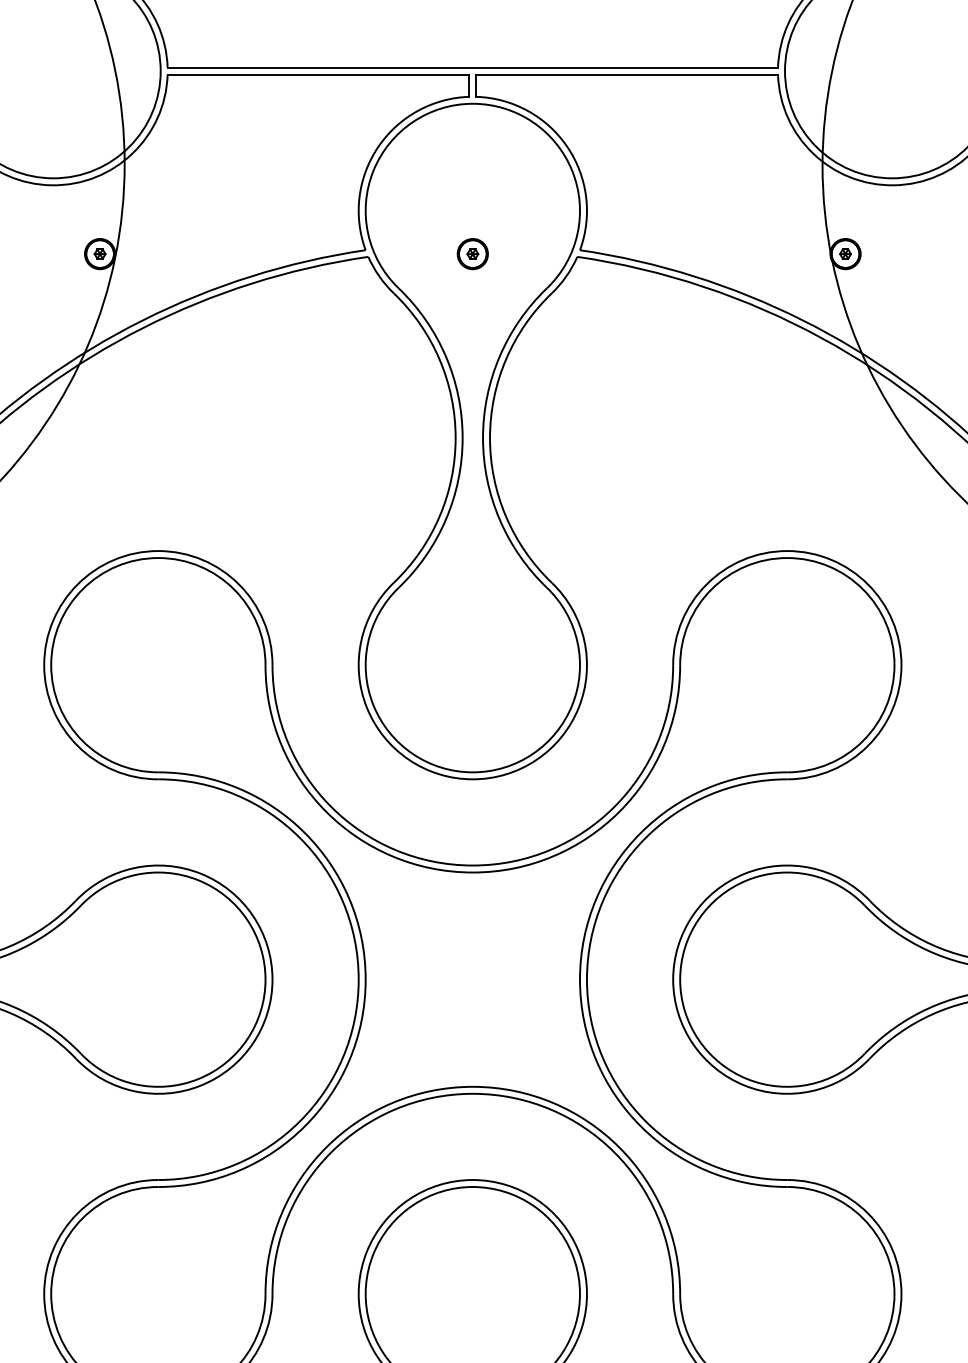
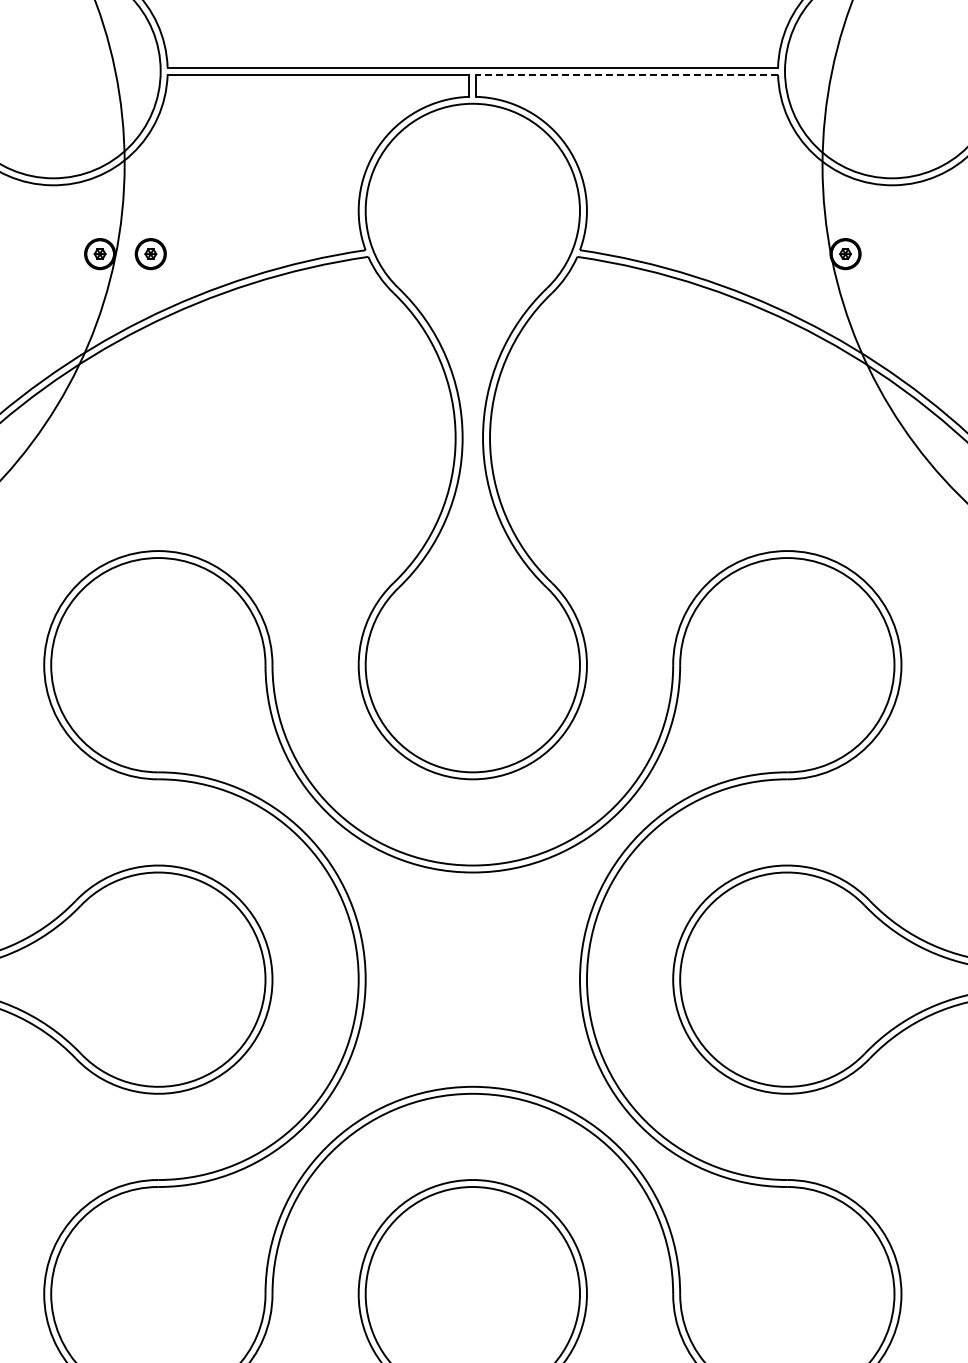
line: solid -> dashed (627, 74)
part position: (472, 254) -> (150, 254) (150, 254)
